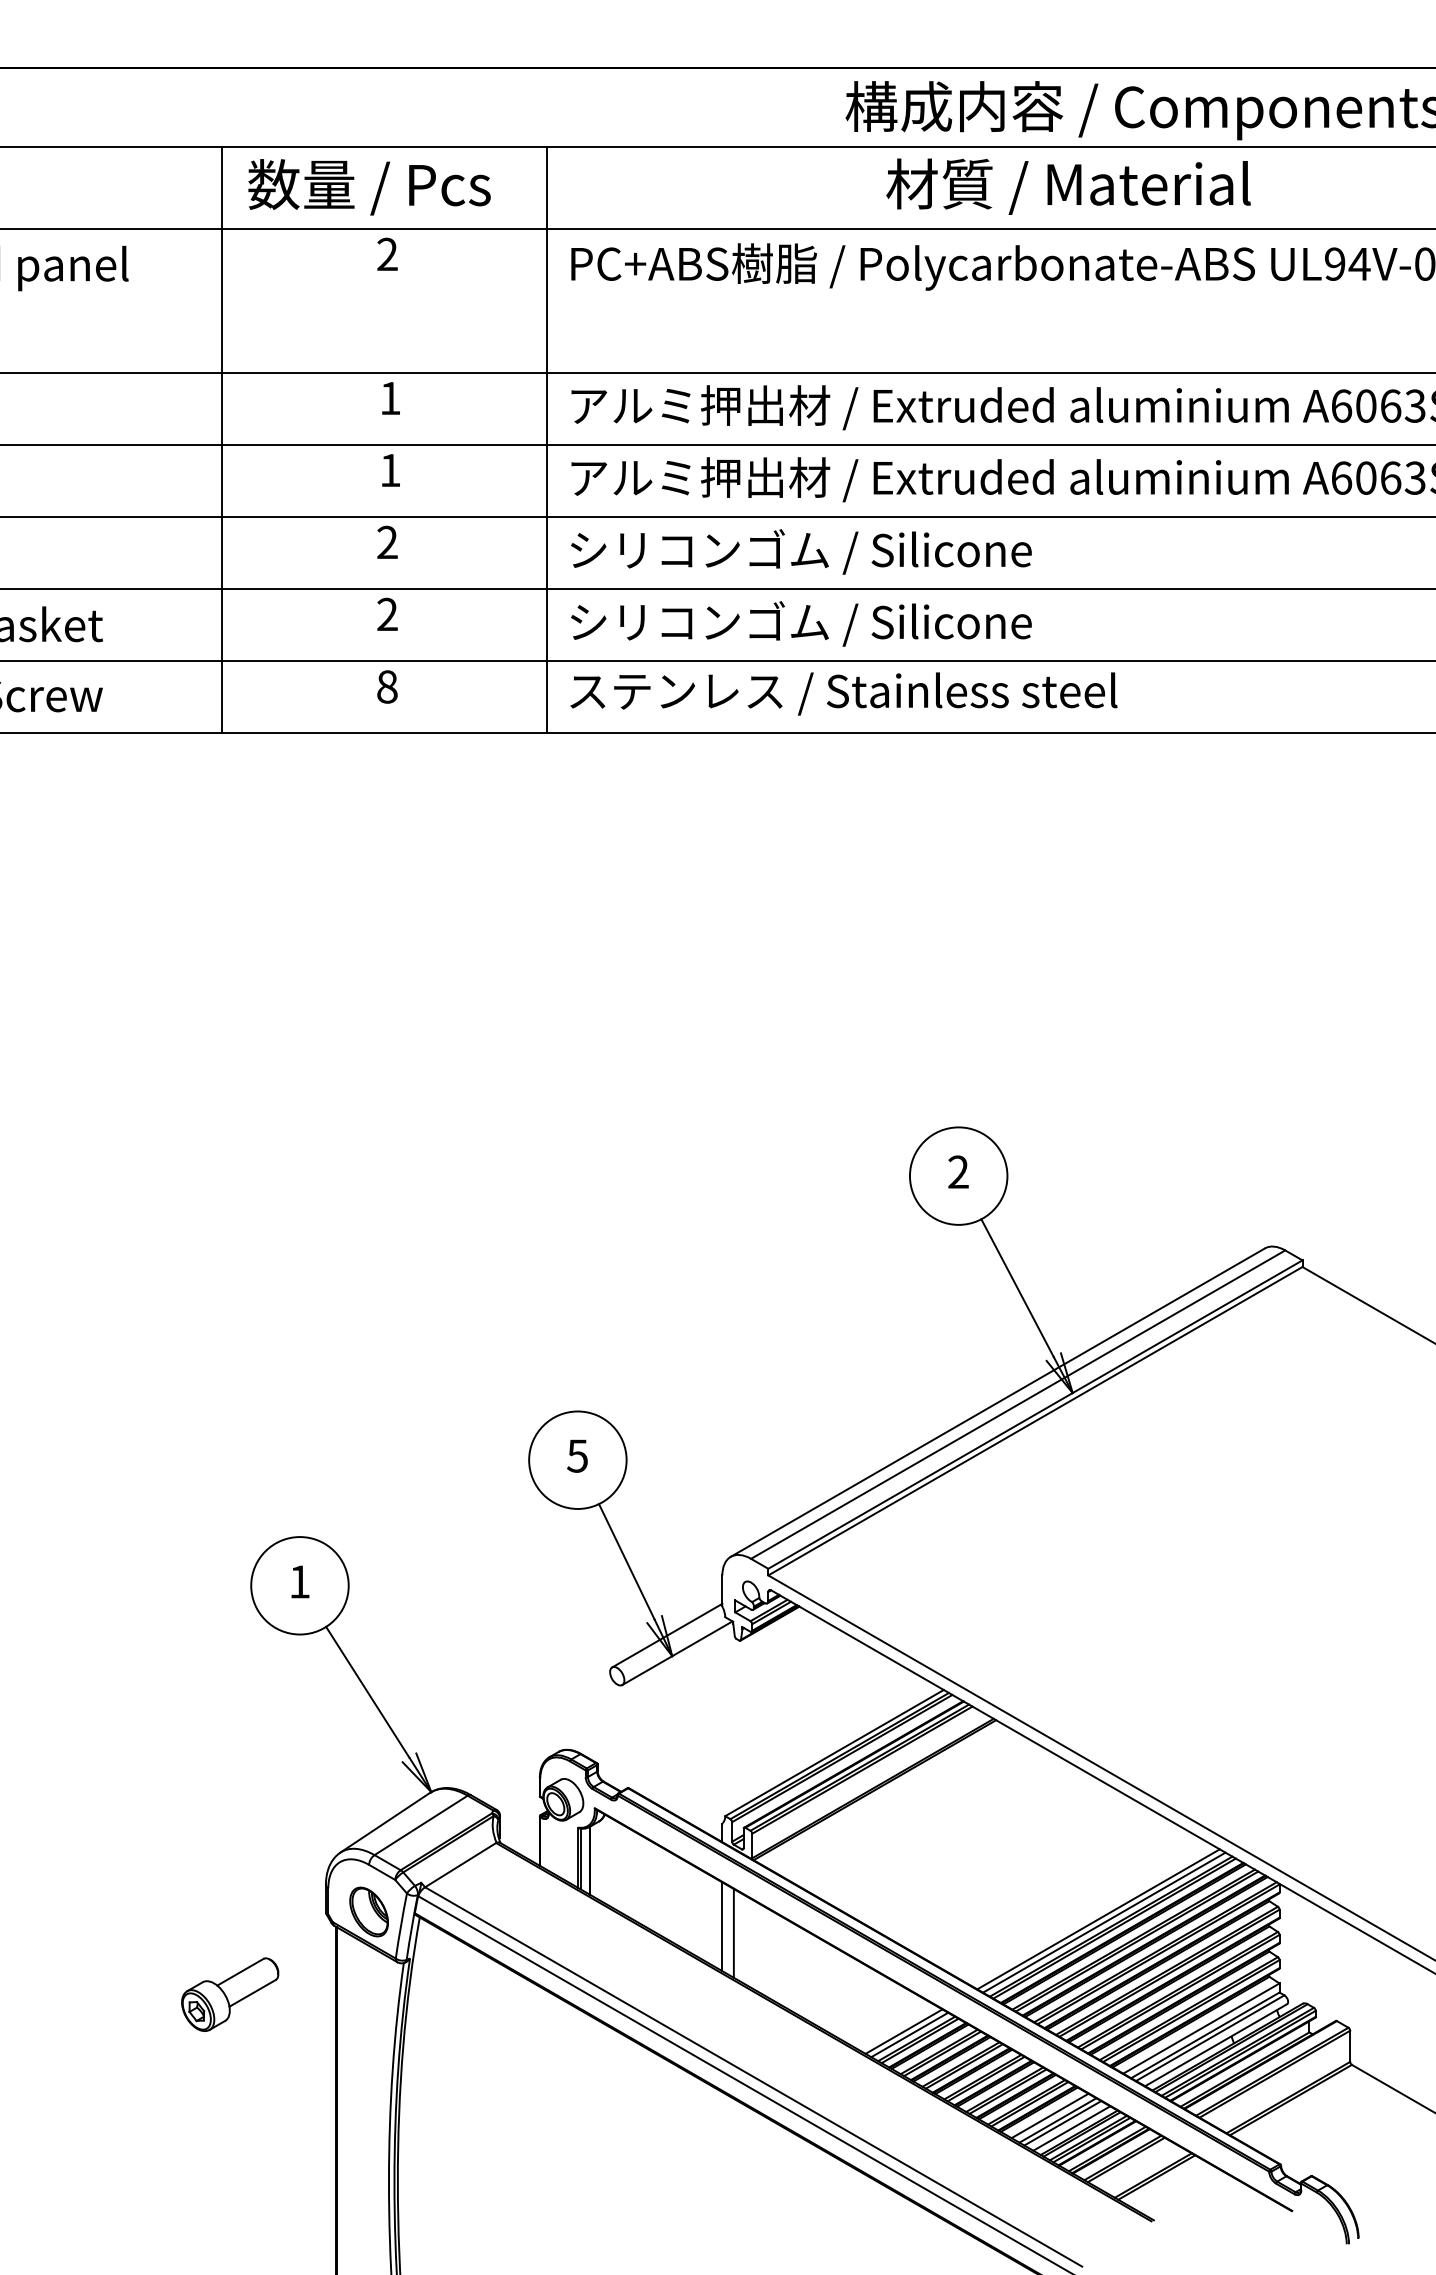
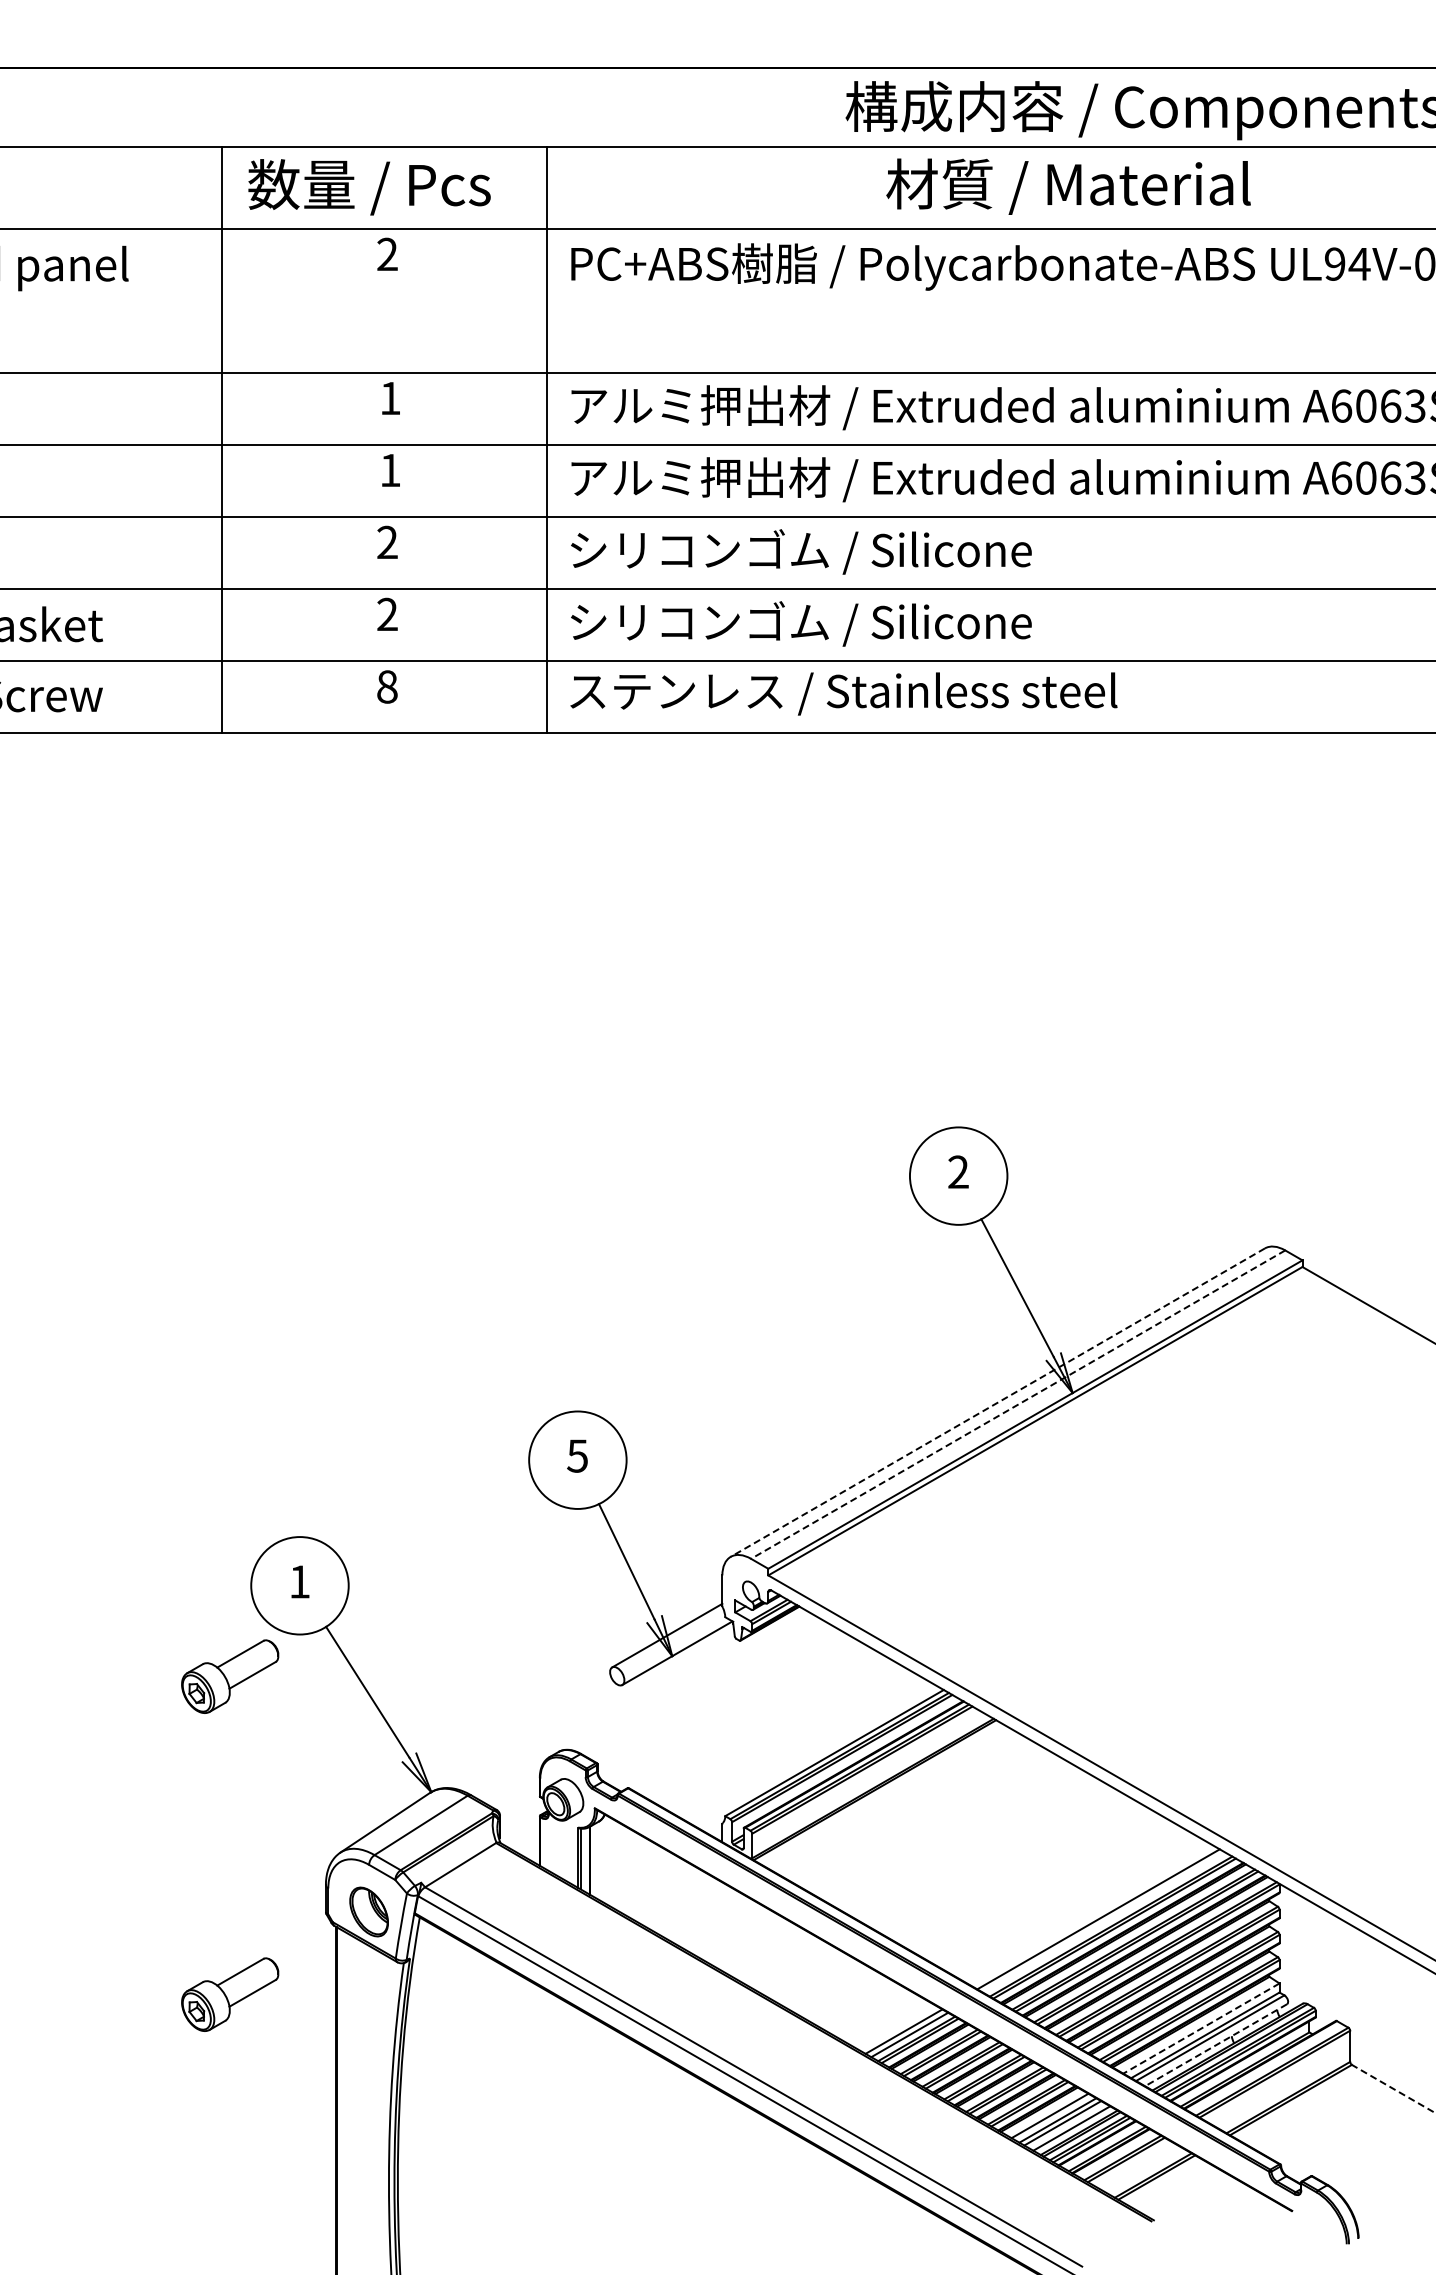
line: solid -> dashed (997, 1402)
line: solid -> dashed (1017, 1404)
part: none -> present (230, 1676)
line: present -> none (1104, 1922)
line: present -> none (722, 1926)
line: present -> none (733, 1933)
line: solid -> dashed (1200, 2028)
line: solid -> dashed (1216, 2045)
line: solid -> dashed (1393, 2088)
